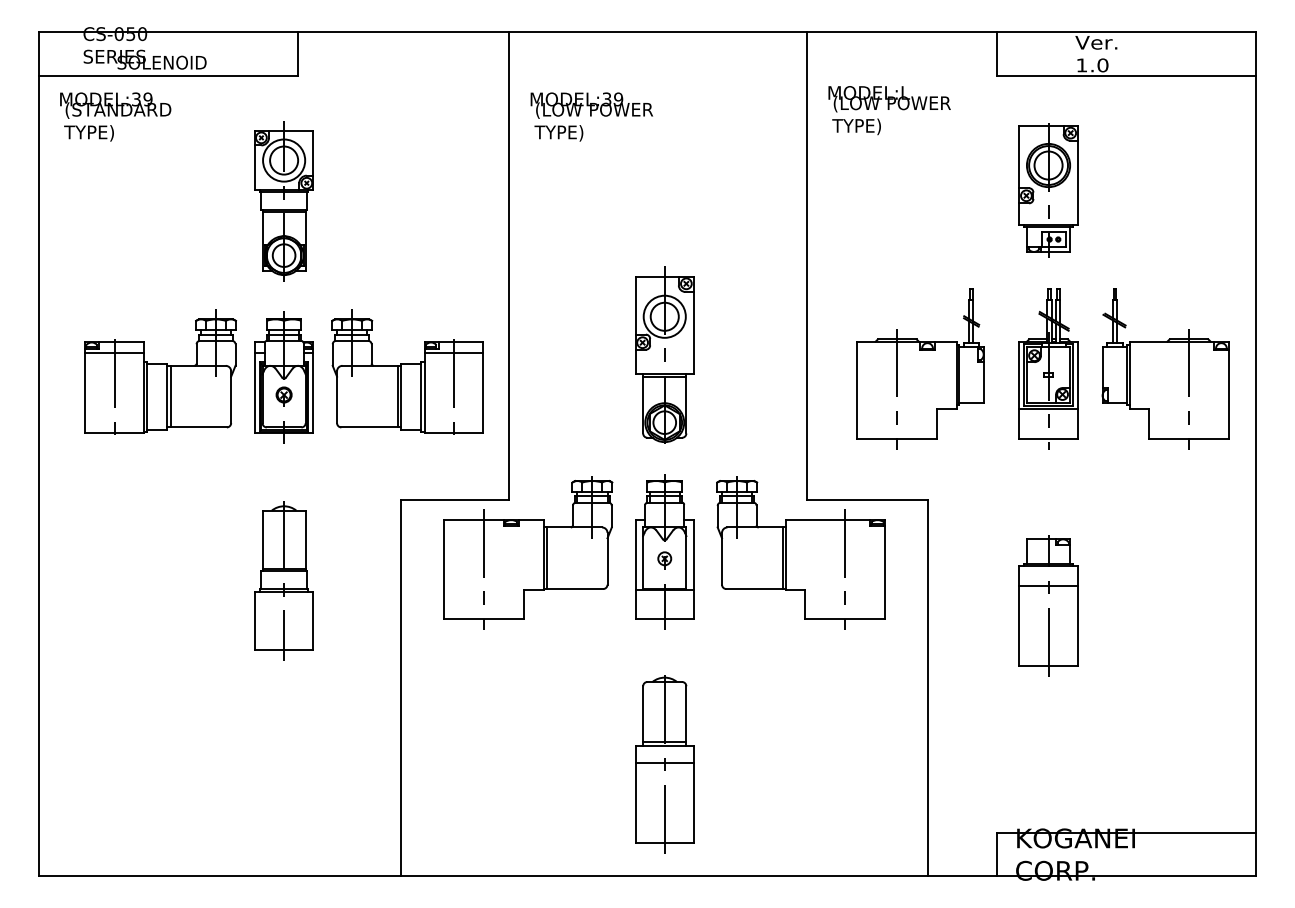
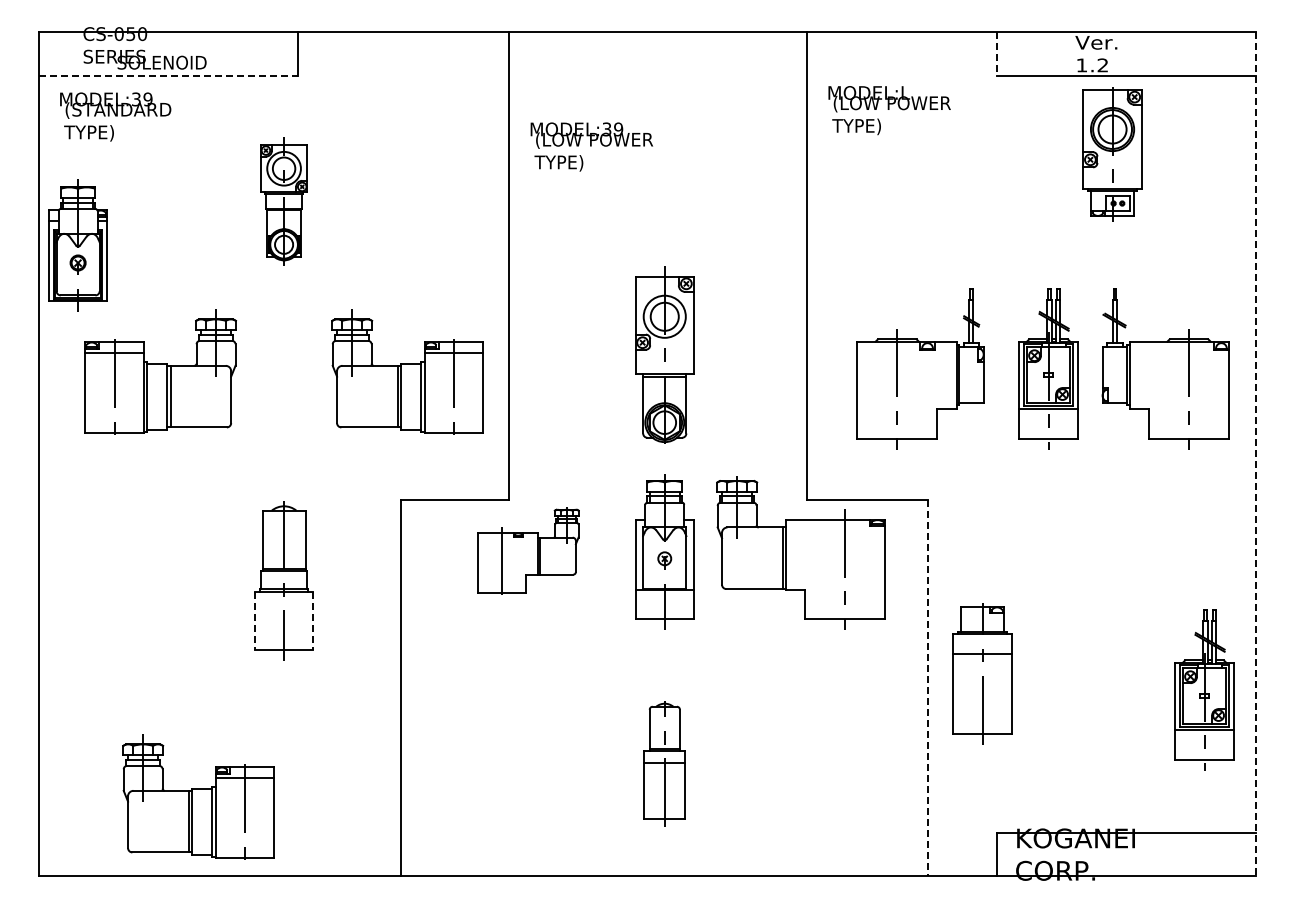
line: solid -> dashed (996, 54)
text: 1.0 -> 1.2 (1102, 65)
line: solid -> dashed (168, 75)
text position: (591, 116) -> (591, 146) (591, 146)
part position: (1048, 190) -> (1112, 154) (1112, 154)
part size: 60x161 px -> 48x129 px (283, 201)
part position: (283, 377) -> (77, 245) (77, 245)
line: solid -> dashed (1256, 454)
part size: 171x154 px -> 103x88 px (528, 550)
part position: (1048, 605) -> (982, 673) (982, 673)
line: solid -> dashed (254, 621)
line: solid -> dashed (313, 621)
line: solid -> dashed (928, 688)
part: none -> present (1204, 689)
part size: 60x179 px -> 43x126 px (664, 763)
part: none -> present (198, 796)
